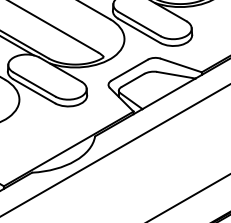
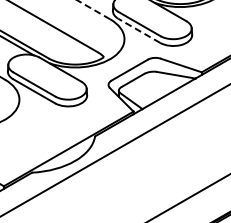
line: solid -> dashed (93, 9)
line: solid -> dashed (138, 30)
